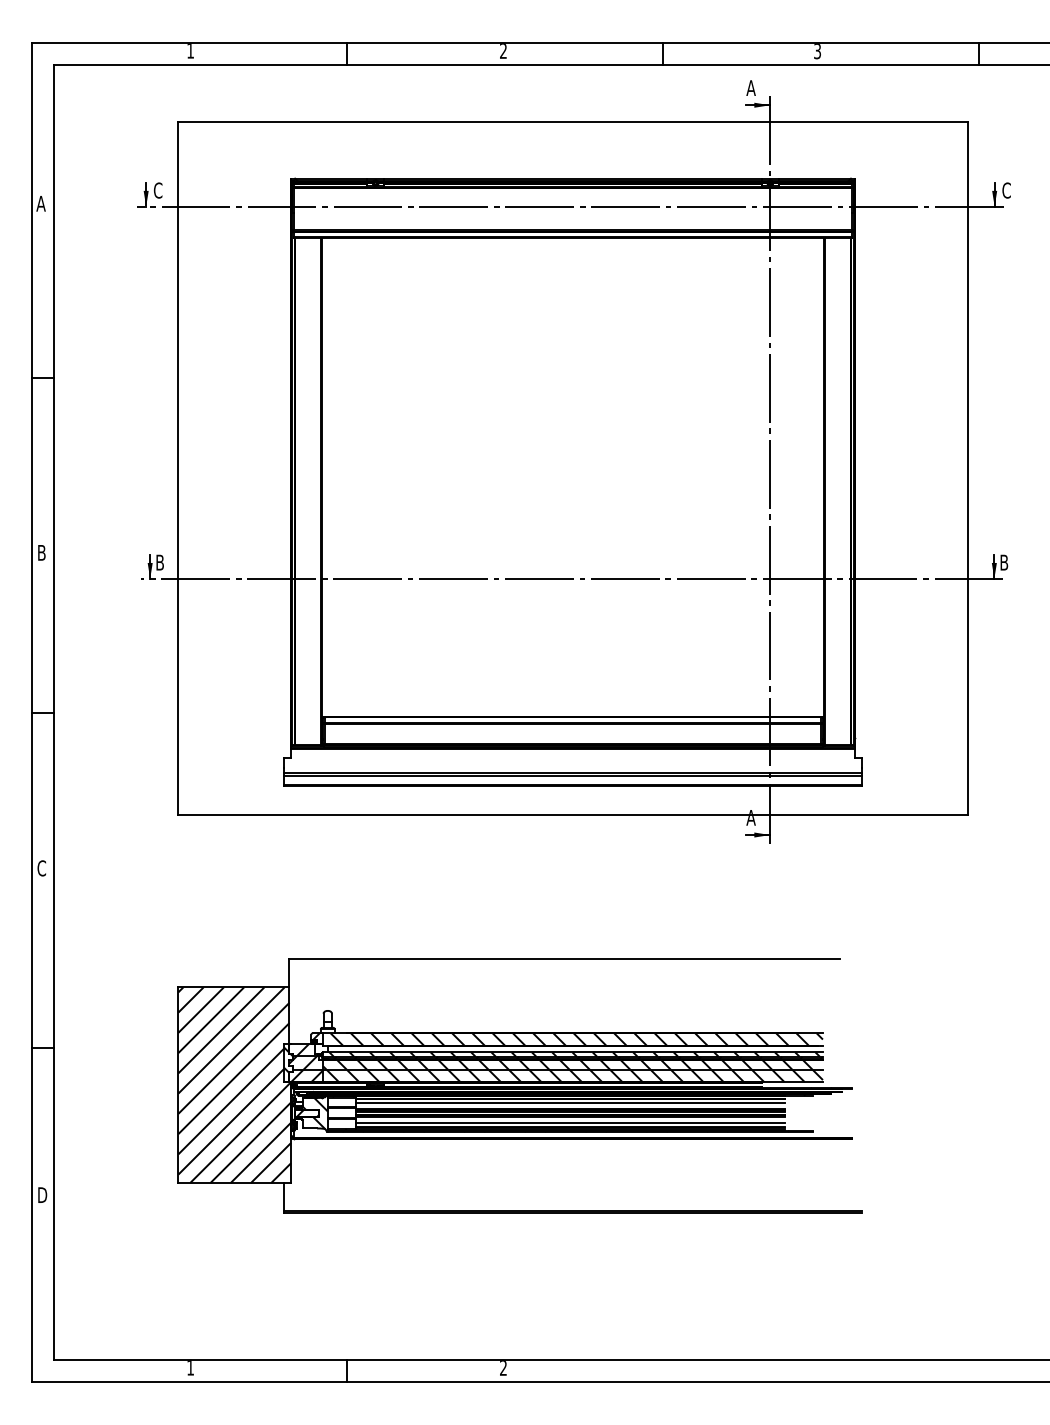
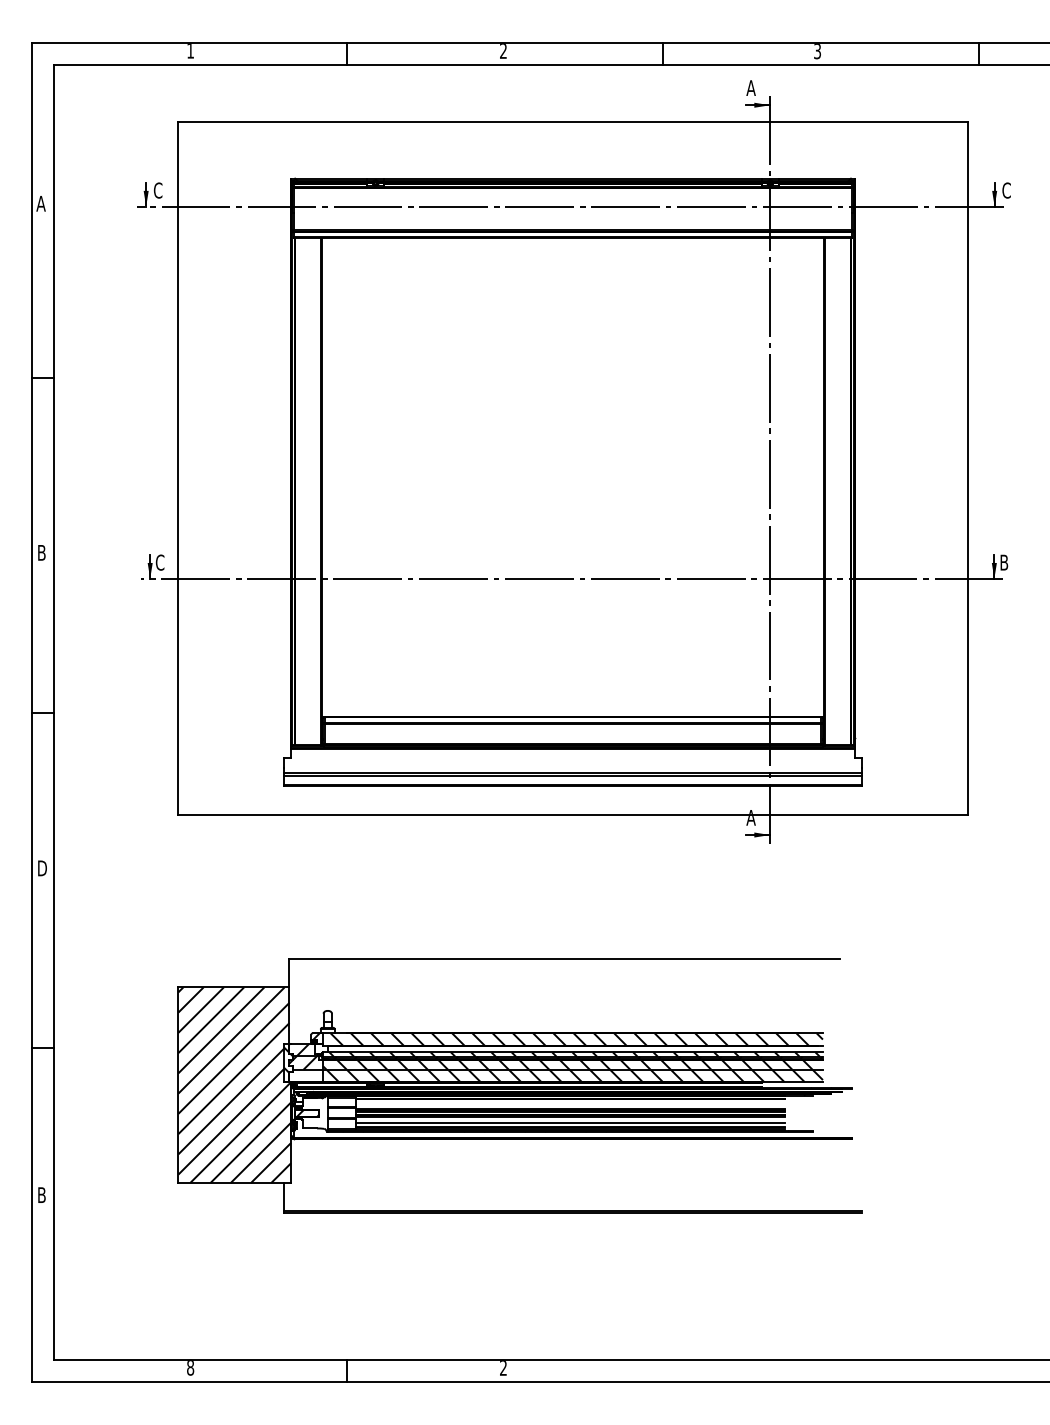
text: B -> C (159, 562)
text: C -> D (41, 868)
hatch: present -> none (307, 1075)
line: present -> none (570, 1103)
hatch: present -> none (328, 1113)
text: D -> B (43, 1195)
text: 1 -> 8 (190, 1368)
